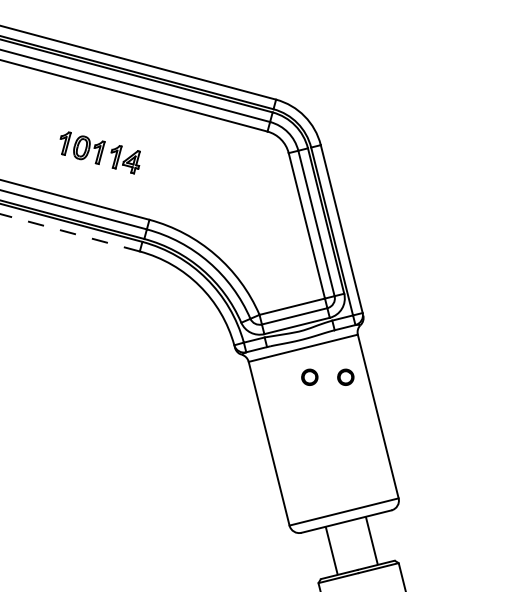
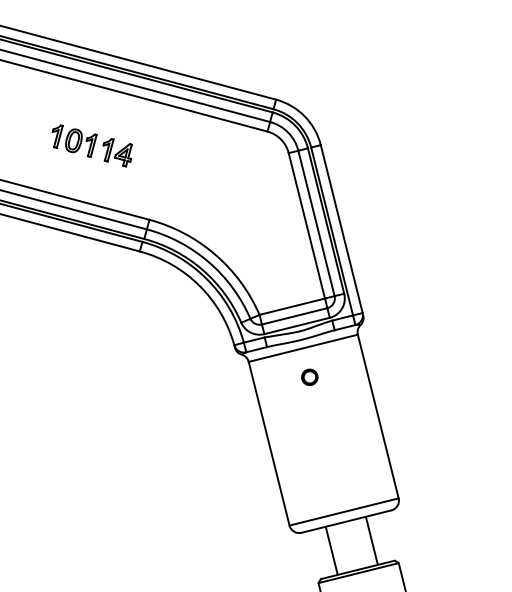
part position: (99, 152) -> (91, 145) (91, 145)
line: dashed -> solid (69, 232)
part: present -> none (345, 376)
